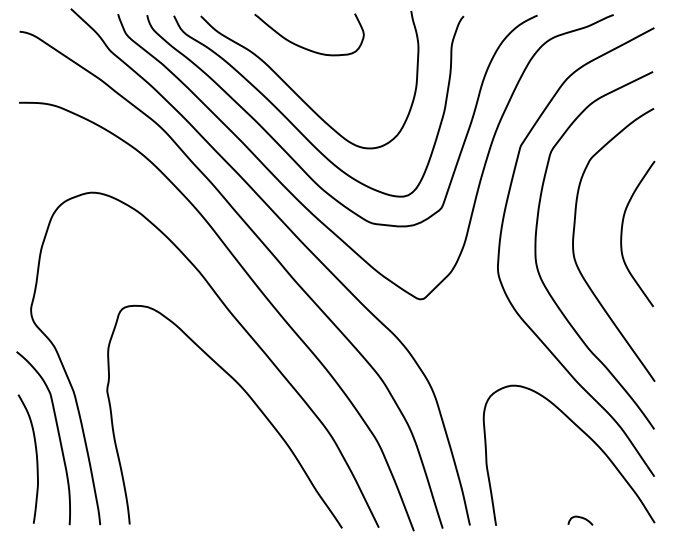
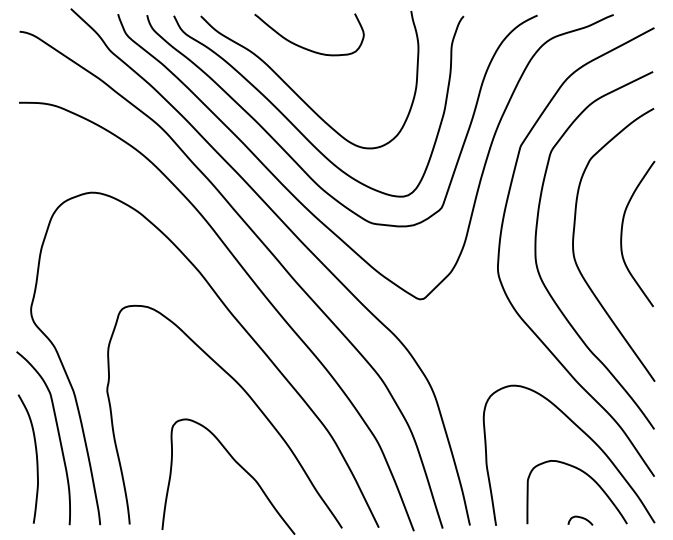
curve: none -> present (238, 465)
curve: none -> present (586, 475)
